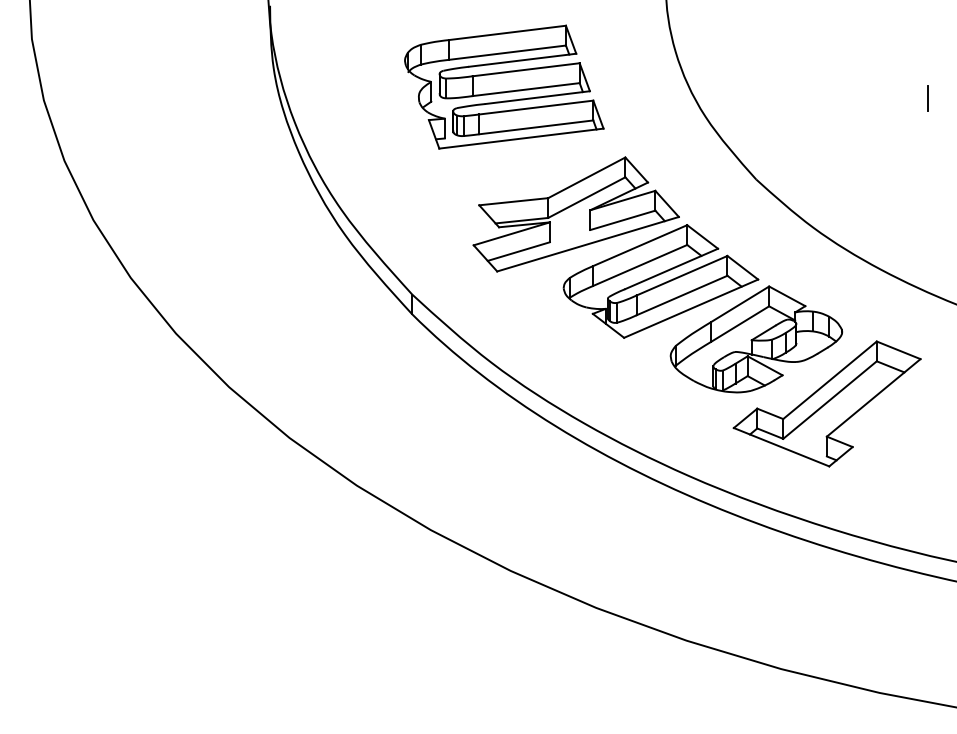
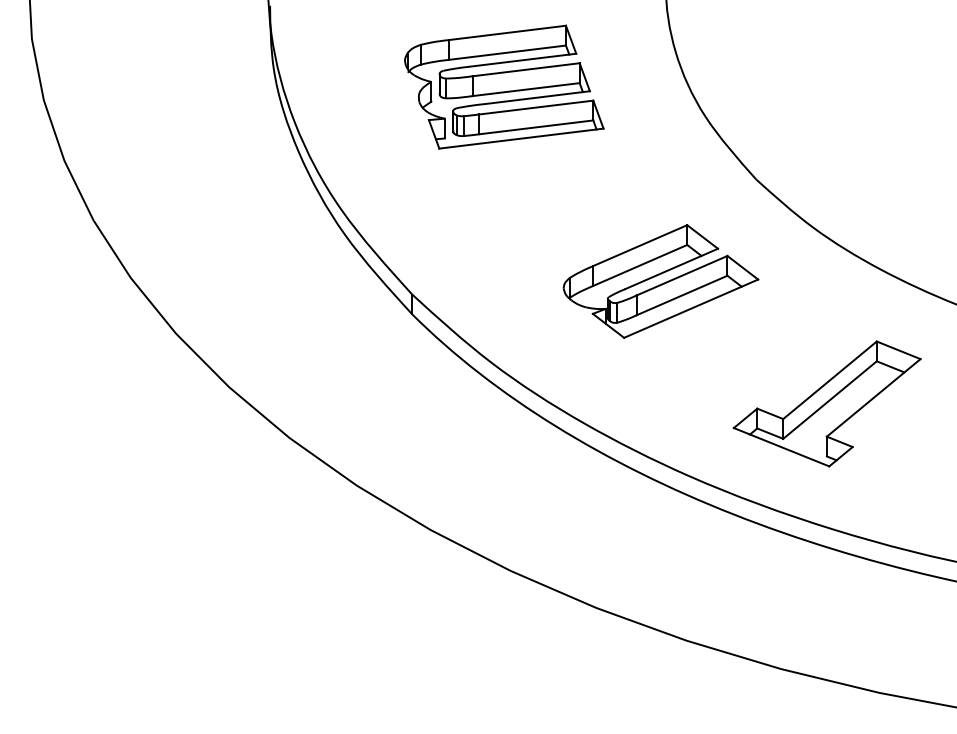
line: present -> none (928, 98)
part: present -> none (575, 214)
part: present -> none (756, 339)
